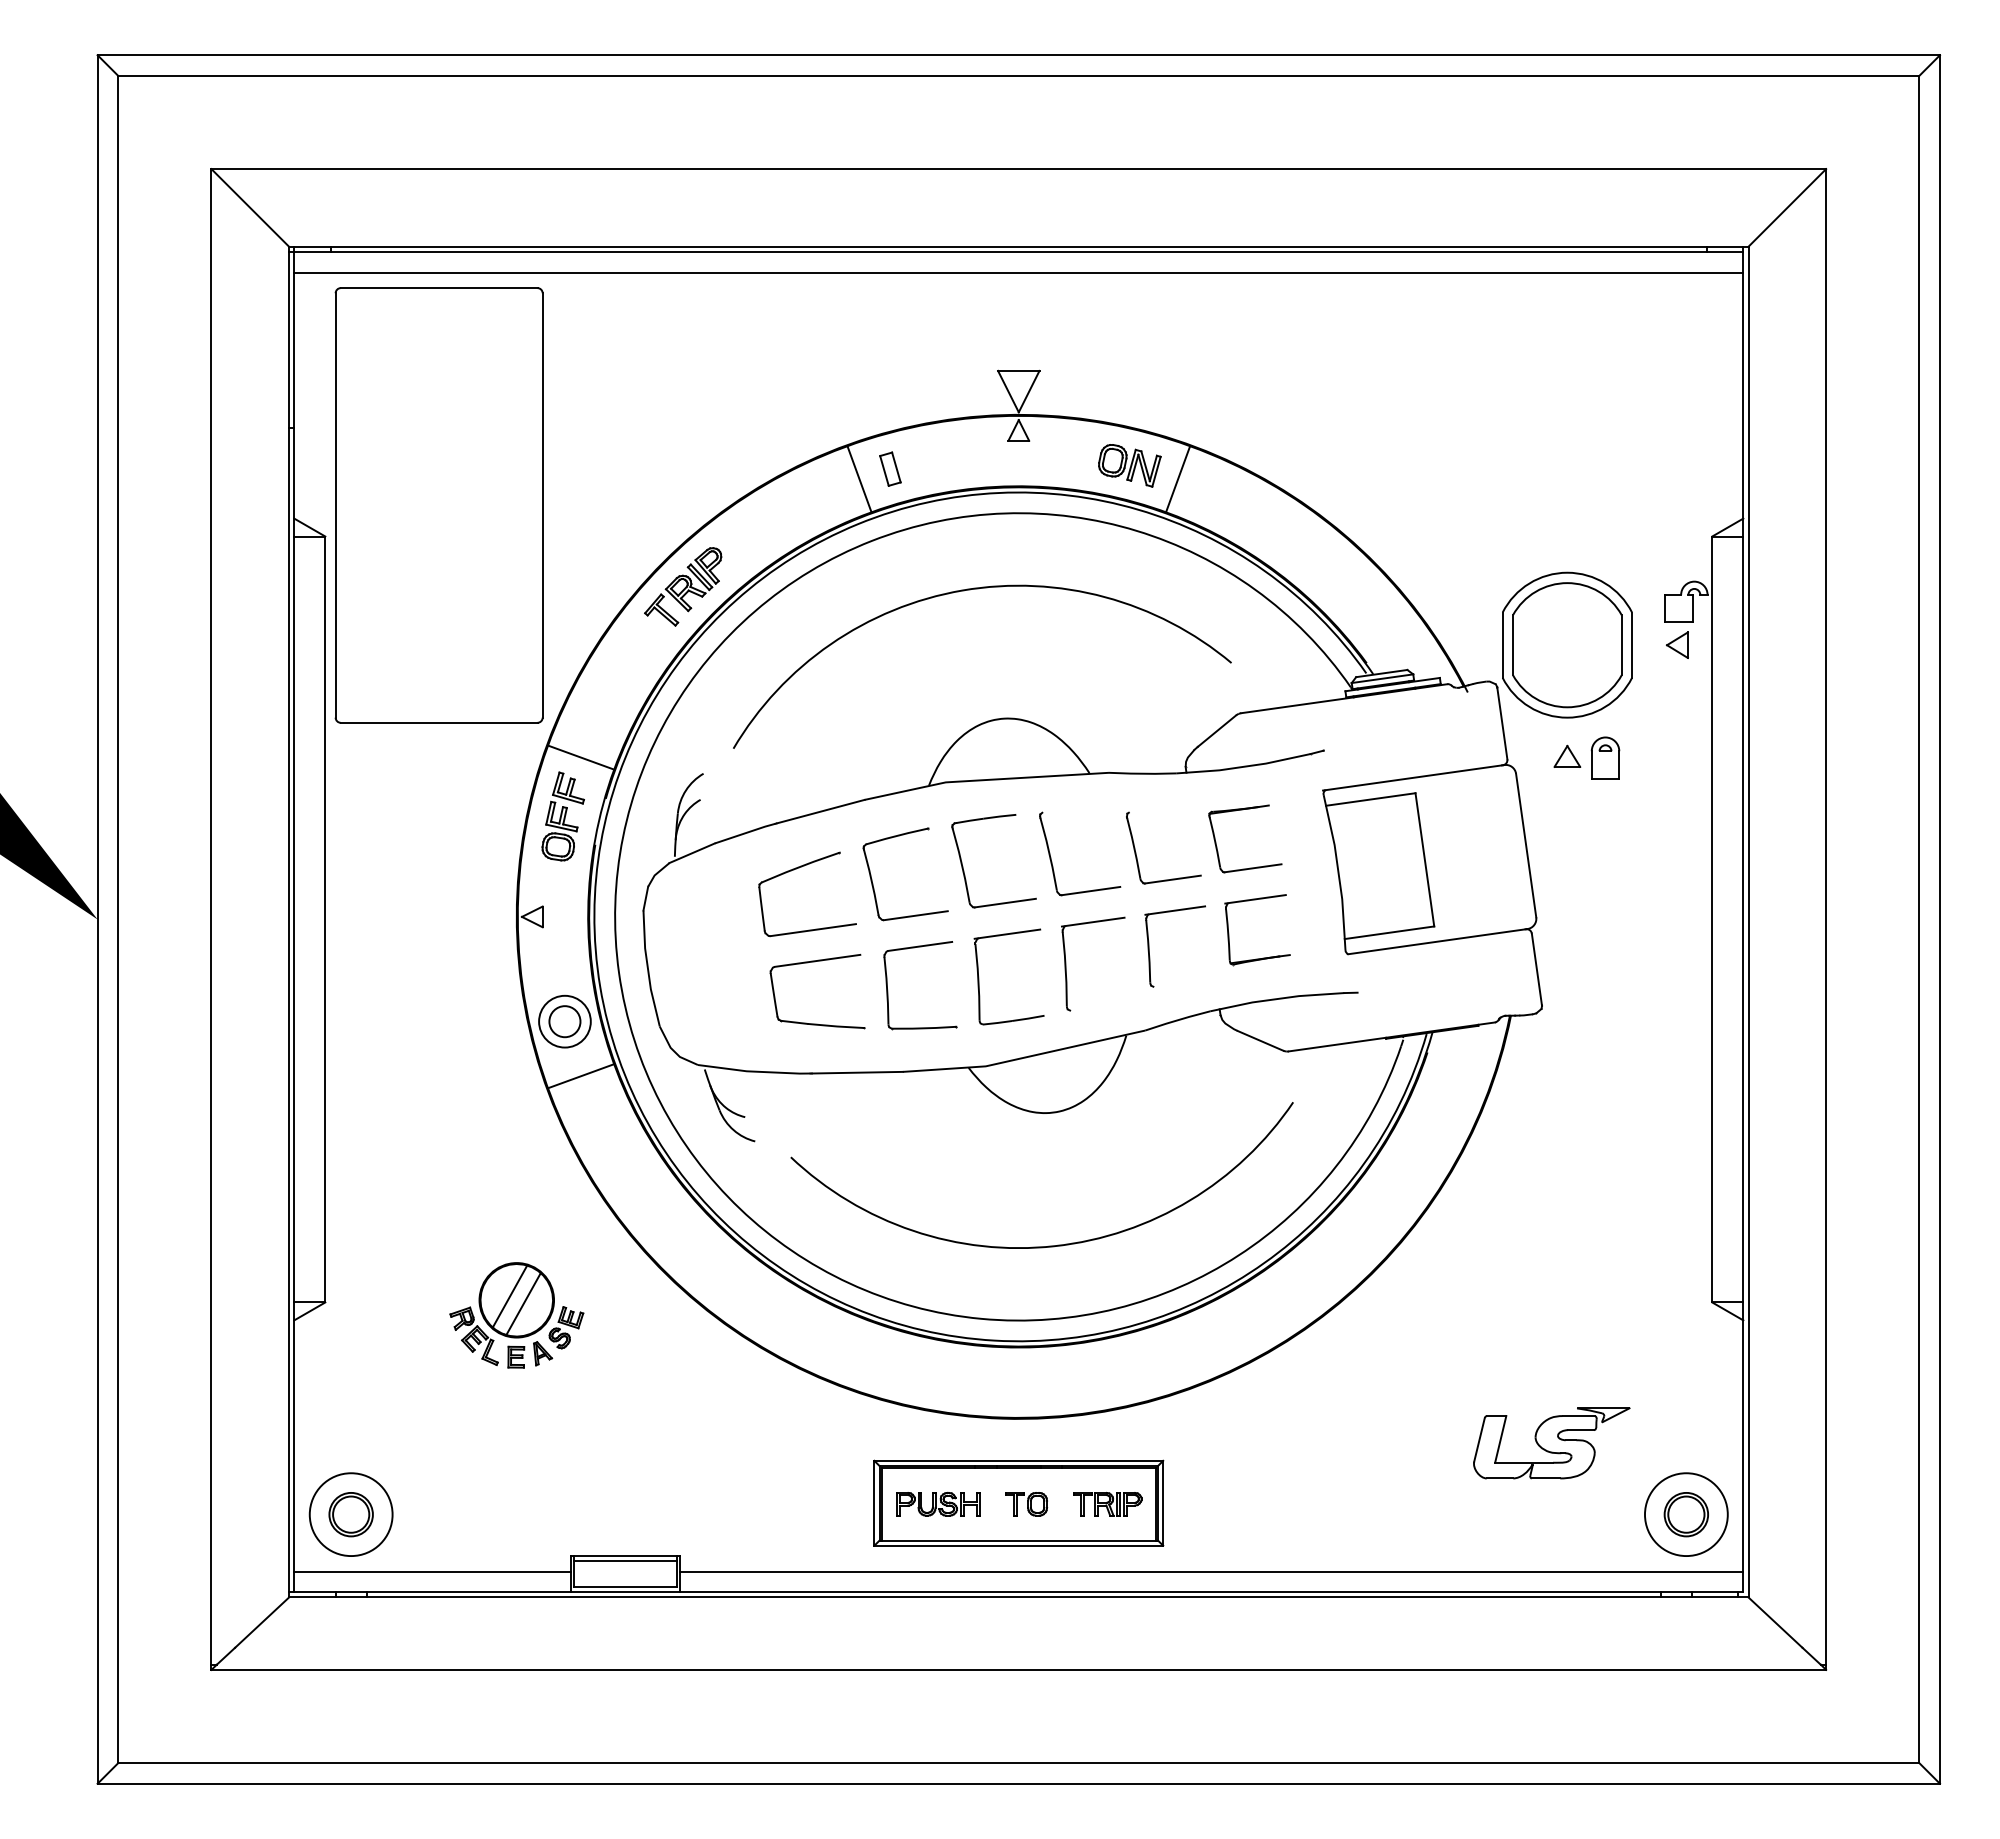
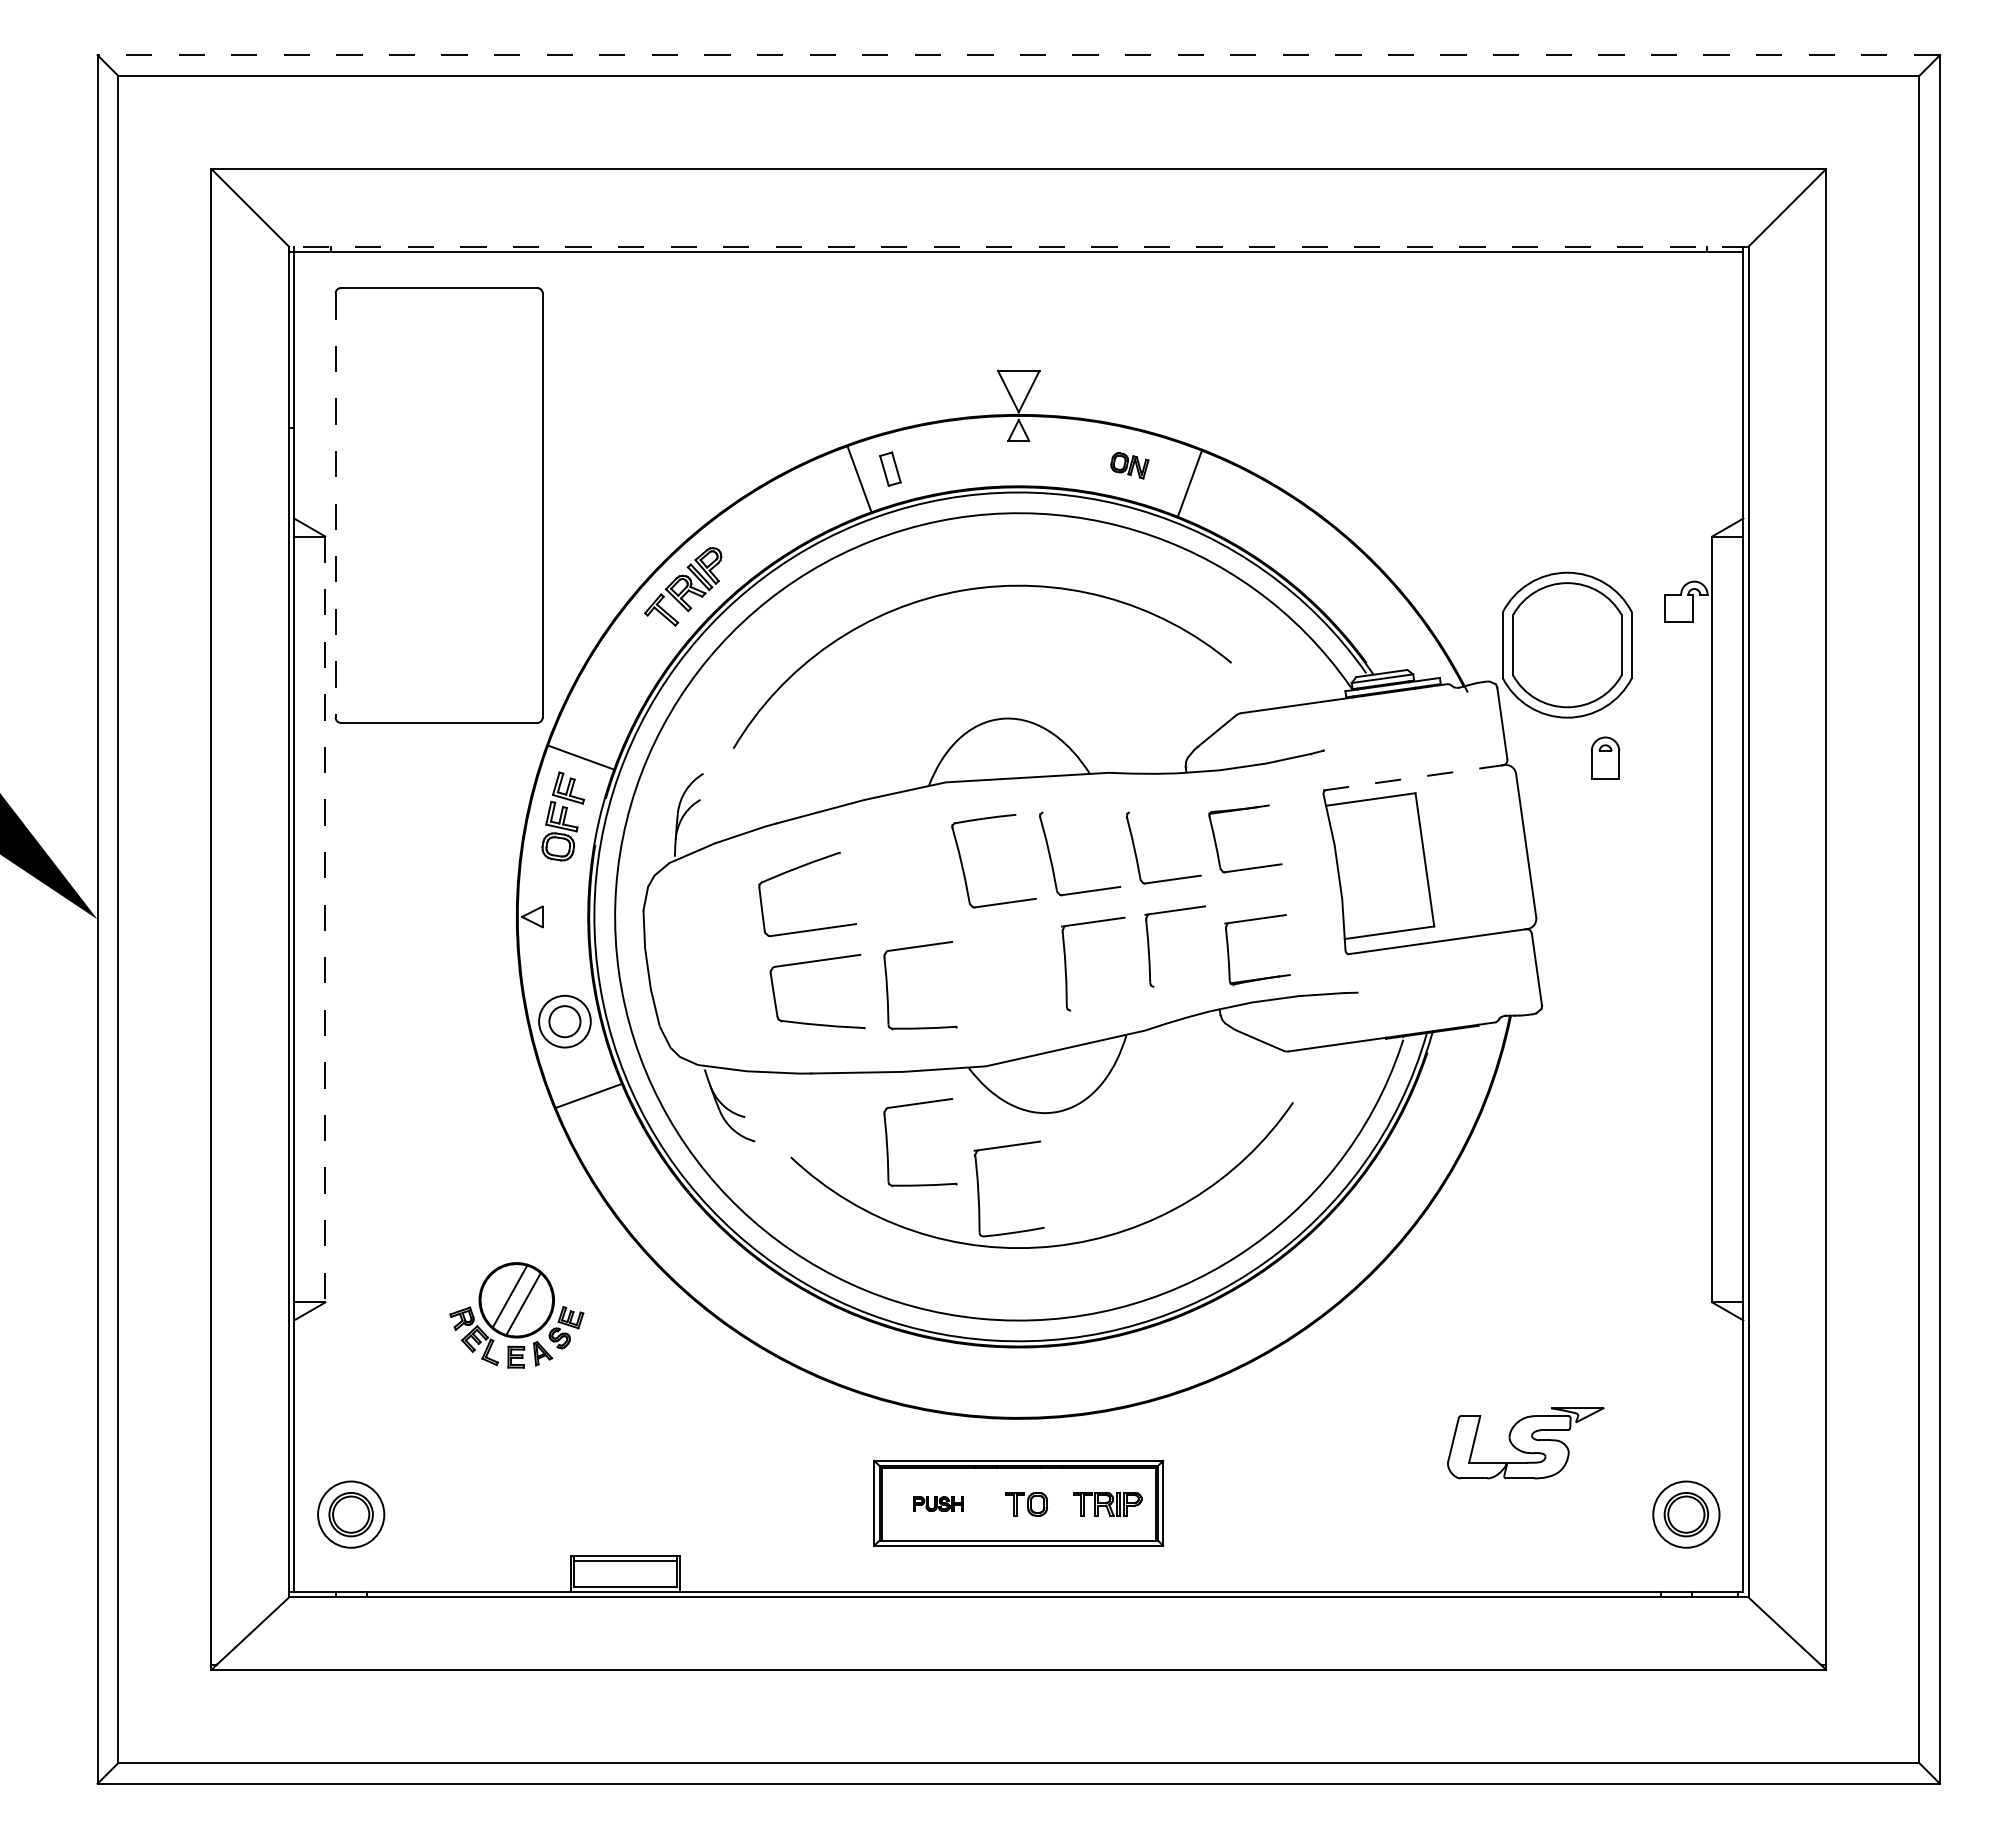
line: solid -> dashed (1018, 55)
line: solid -> dashed (1018, 246)
line: present -> none (1018, 272)
part size: 64x44 px -> 40x28 px (1129, 465)
line position: (1178, 479) -> (1190, 483) (1190, 483)
line: solid -> dashed (335, 505)
part: present -> none (1677, 644)
part: present -> none (1567, 755)
line: solid -> dashed (1413, 777)
part: present -> none (873, 883)
line: solid -> dashed (325, 919)
part position: (1262, 957) -> (1262, 977) (1262, 977)
part position: (979, 977) -> (979, 1189) (979, 1189)
line position: (581, 1076) -> (588, 1096) (588, 1096)
part: none -> present (888, 1147)
part position: (1551, 1443) -> (1525, 1443) (1525, 1443)
part size: 85x26 px -> 51x16 px (938, 1503)
circle diameter: 83 px -> 66 px (351, 1514)
circle diameter: 83 px -> 66 px (1686, 1514)
line: present -> none (432, 1571)
line: present -> none (1211, 1571)
